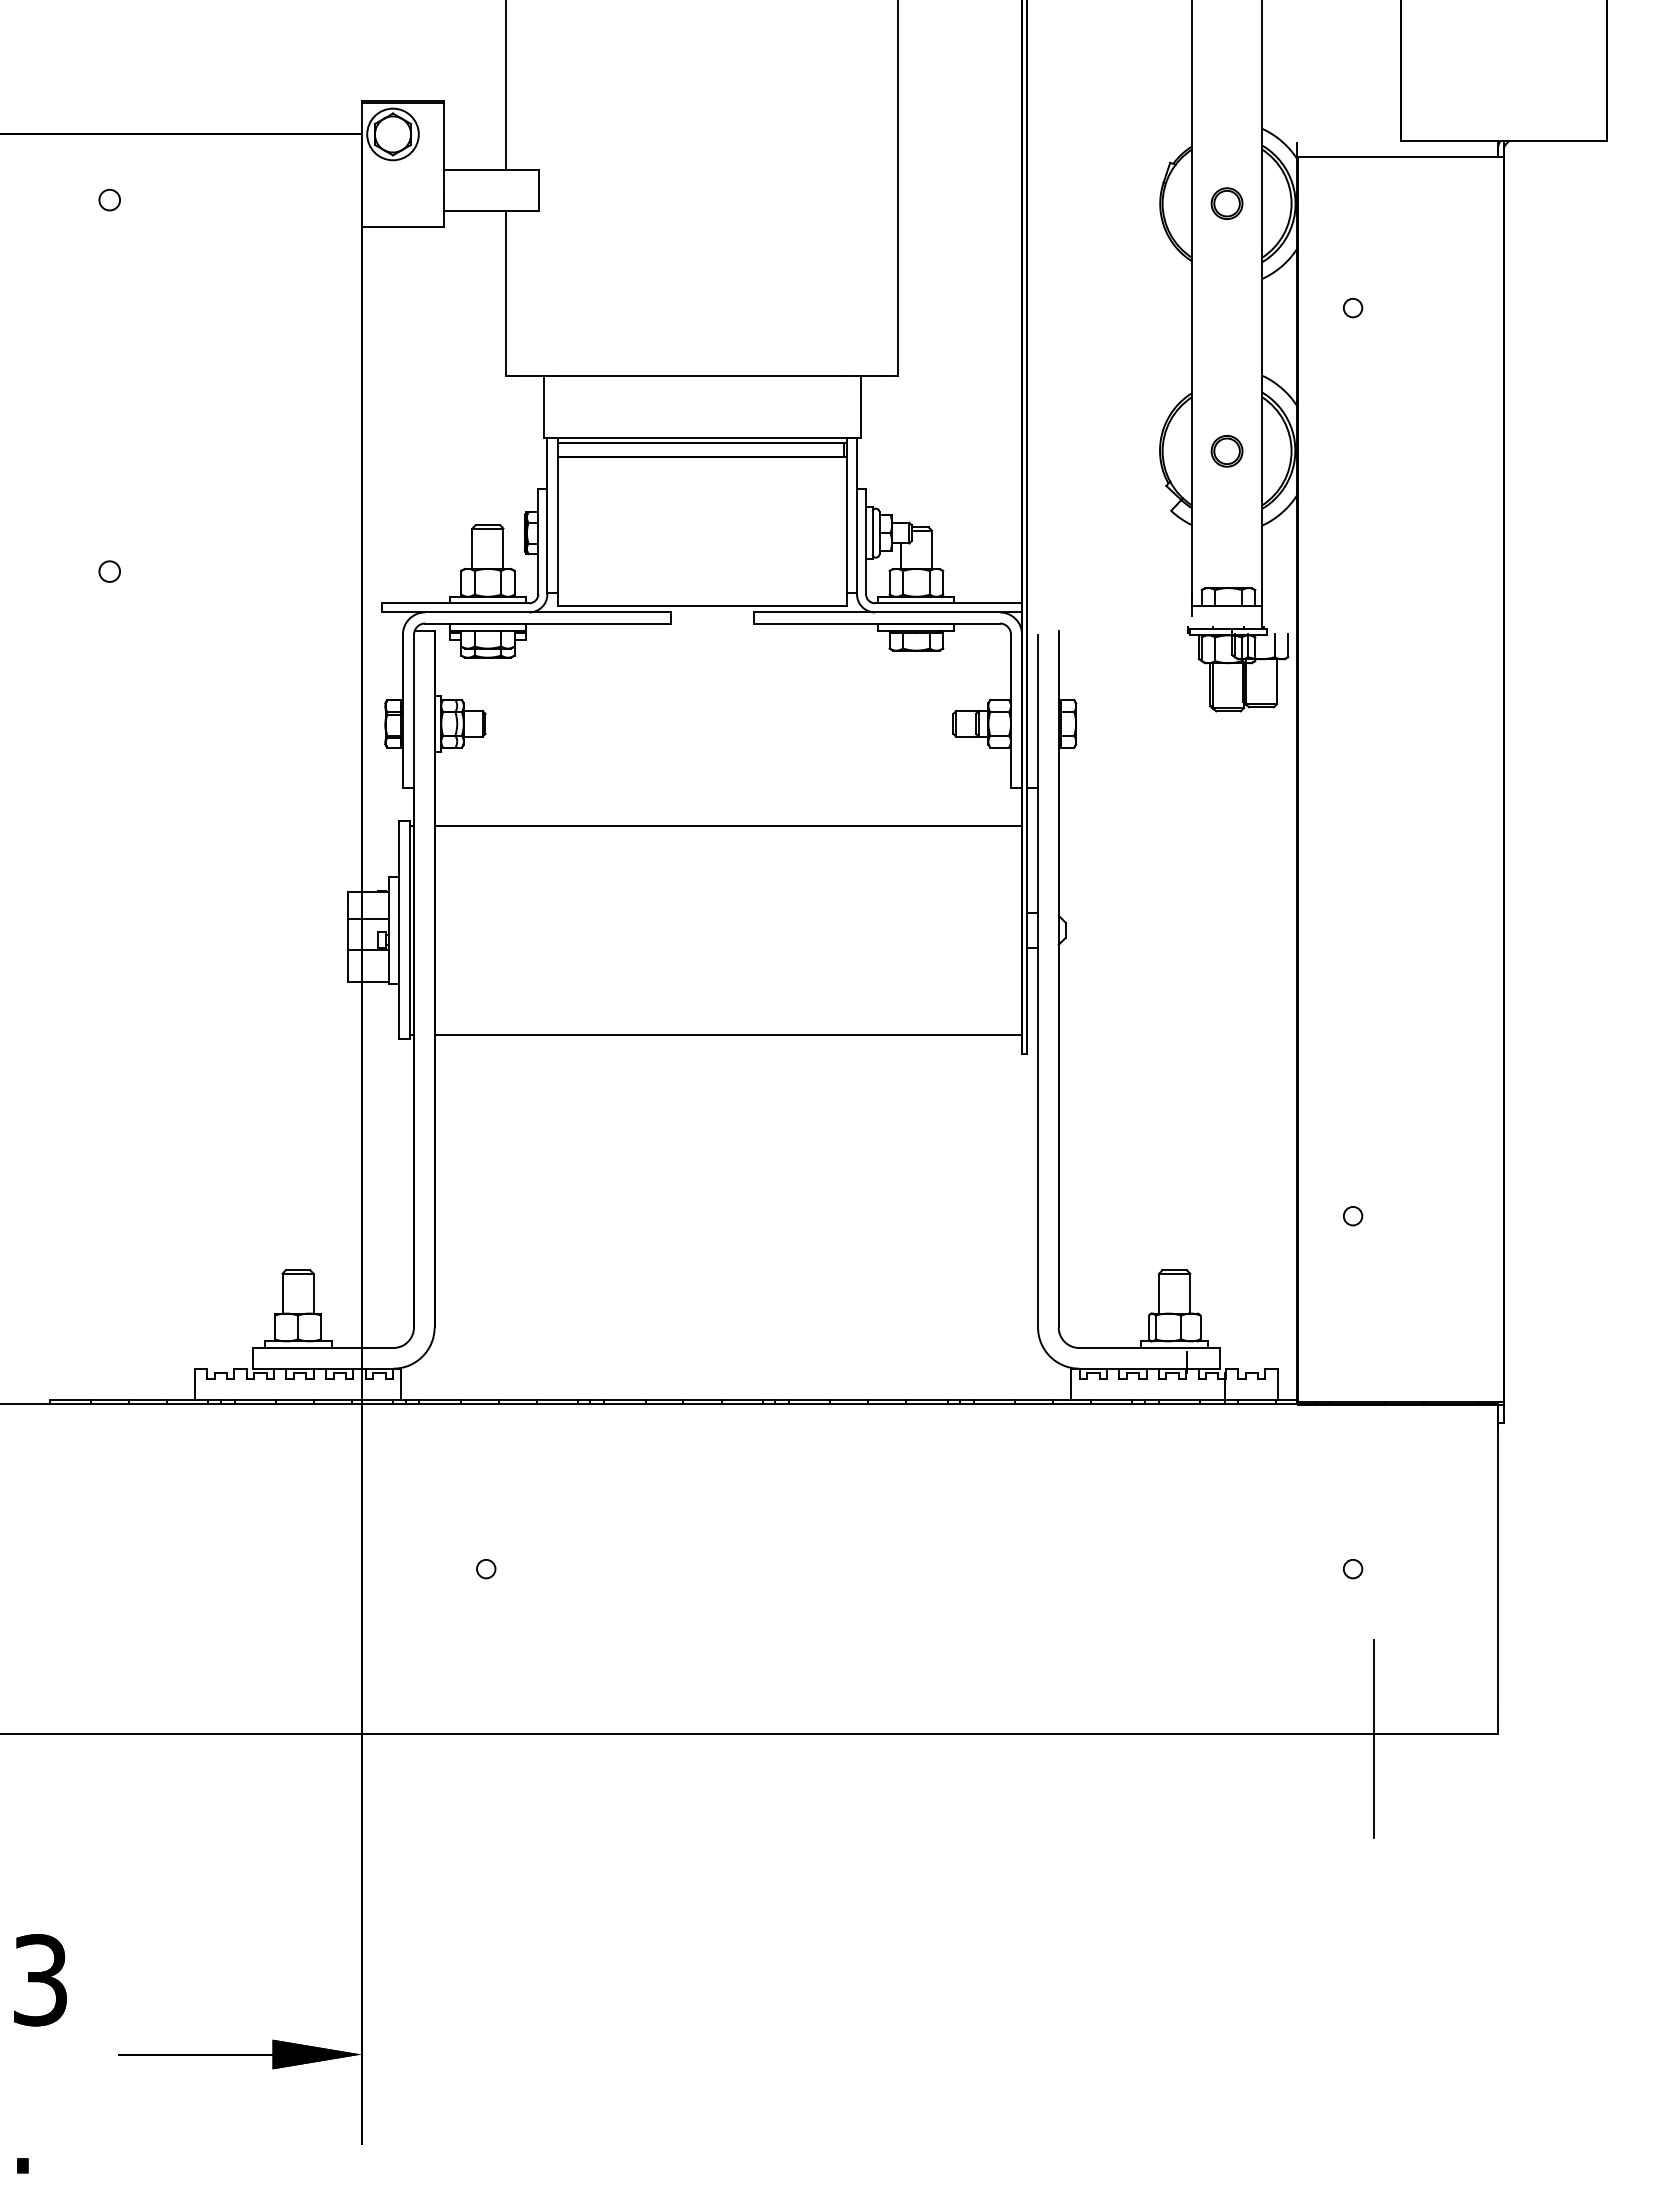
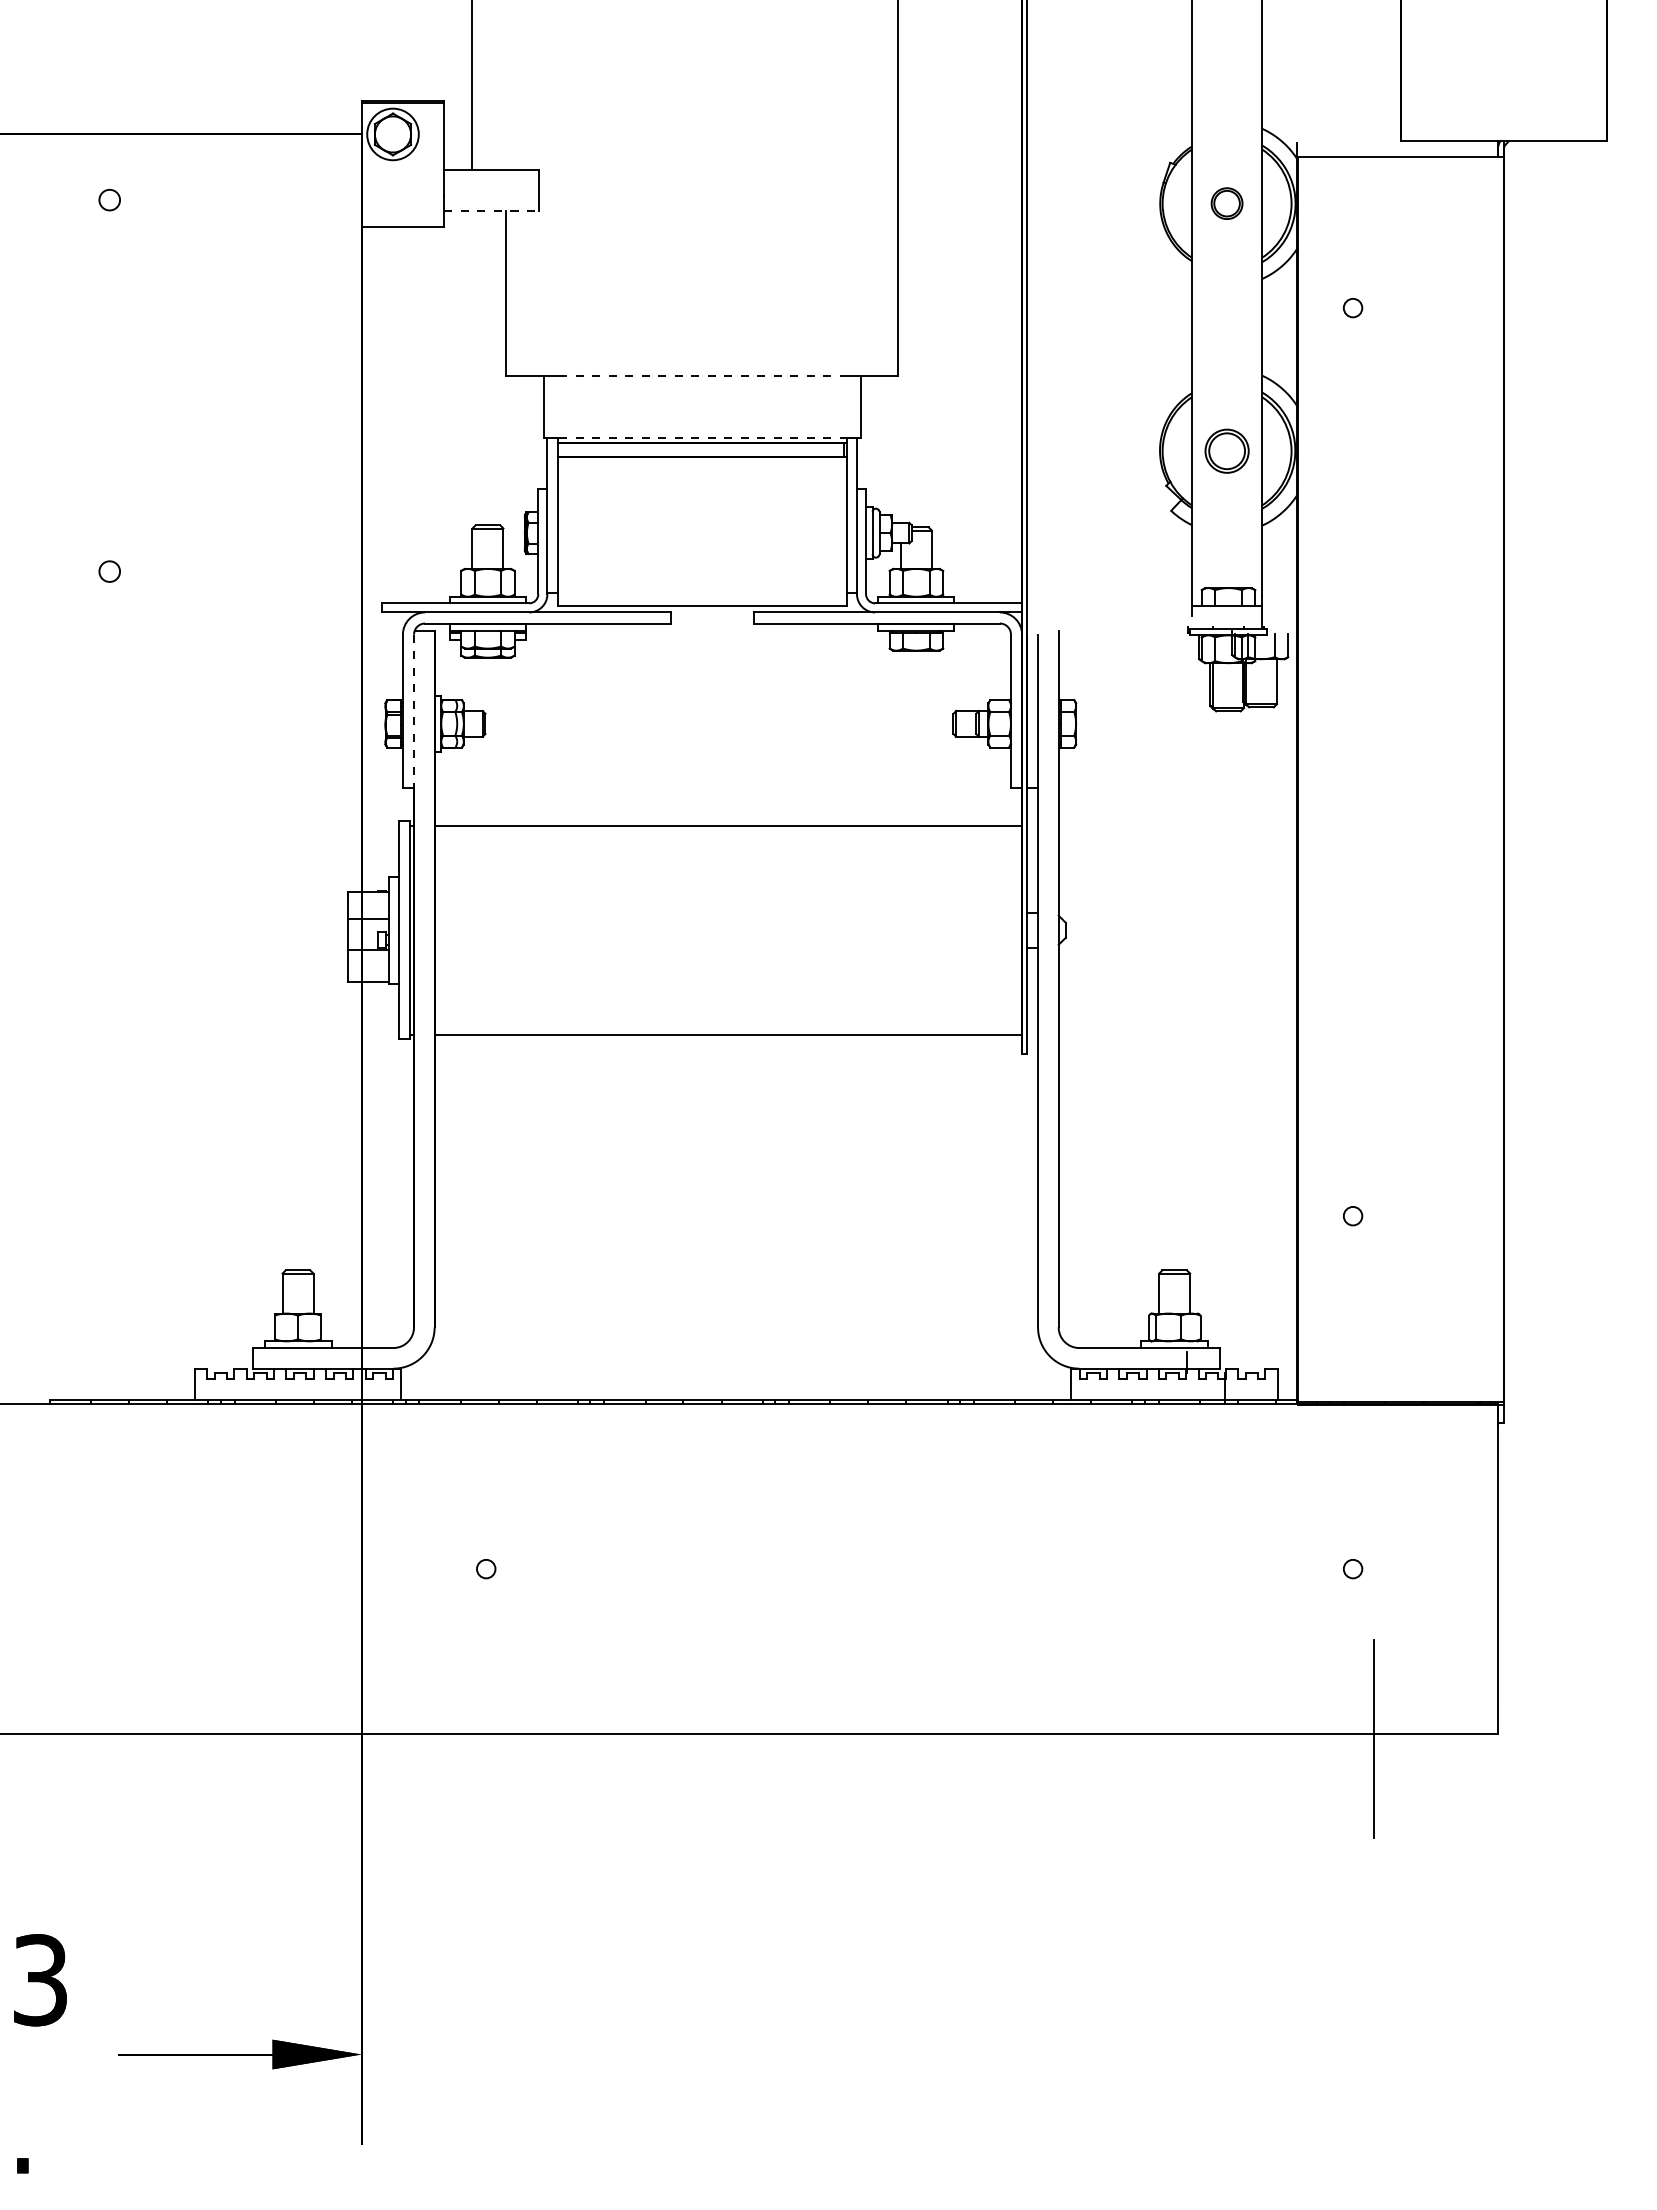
line position: (506, 85) -> (472, 85) (472, 85)
line: solid -> dashed (491, 211)
line: solid -> dashed (701, 376)
line: solid -> dashed (701, 438)
part size: 34x33 px -> 46x46 px (1226, 450)
line: solid -> dashed (414, 711)
